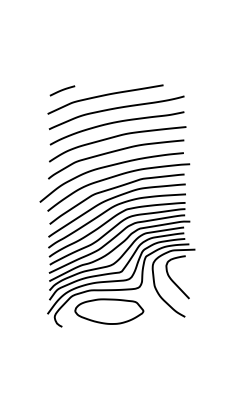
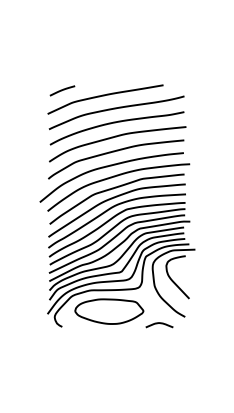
curve: none -> present (160, 324)
